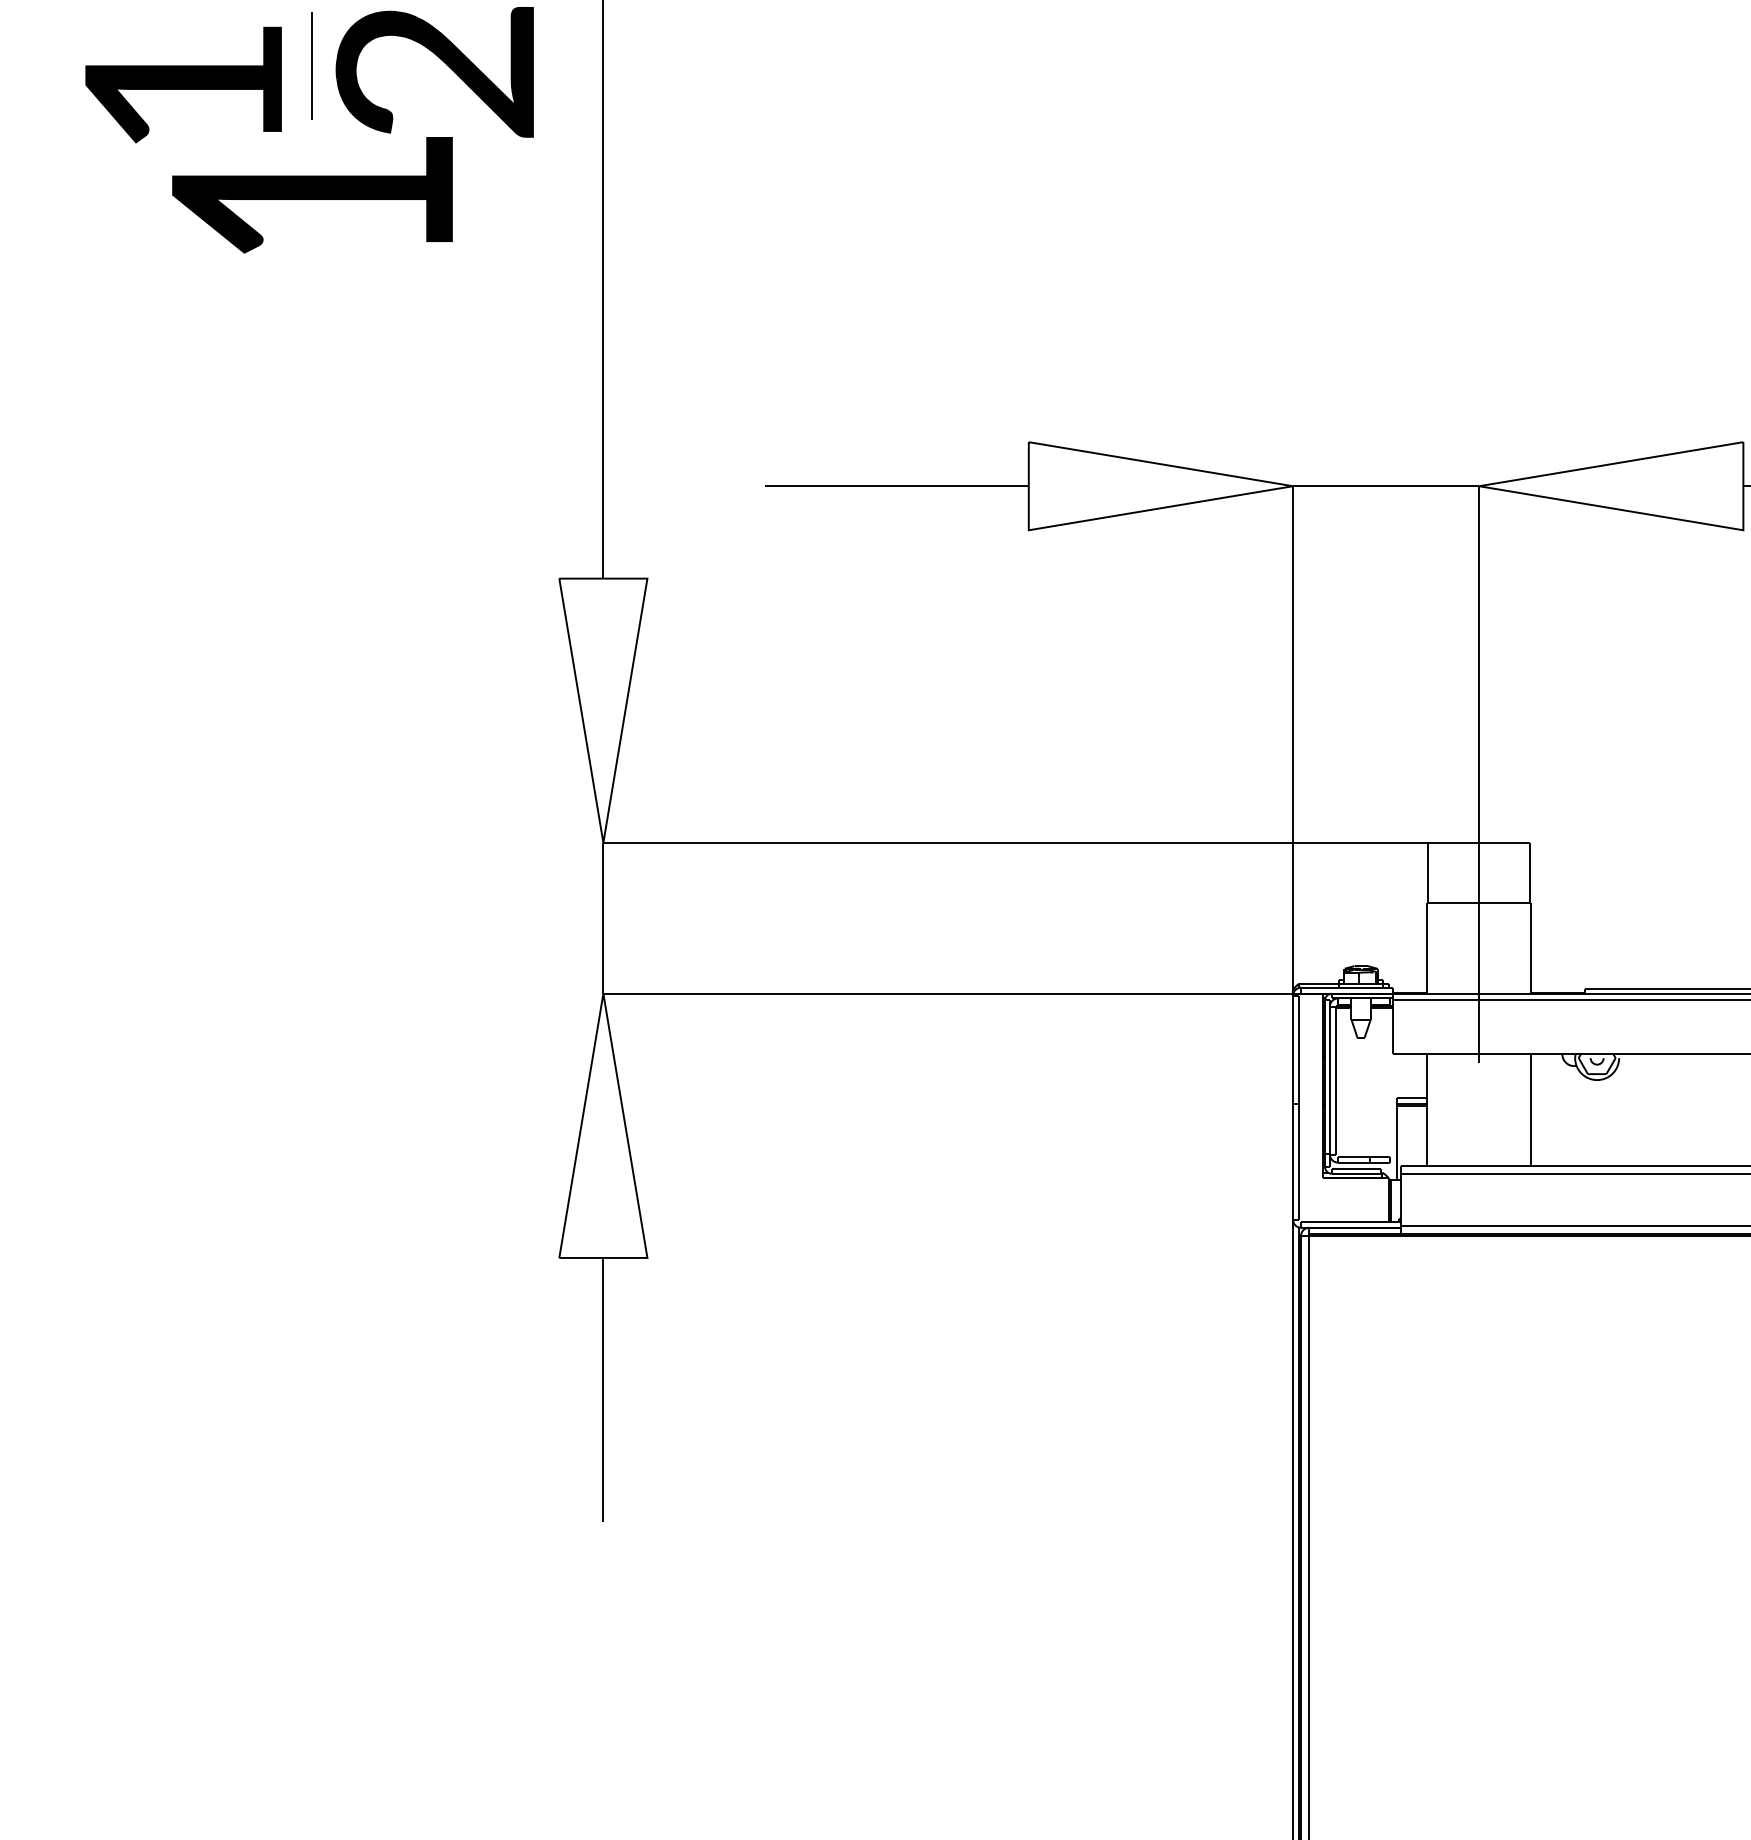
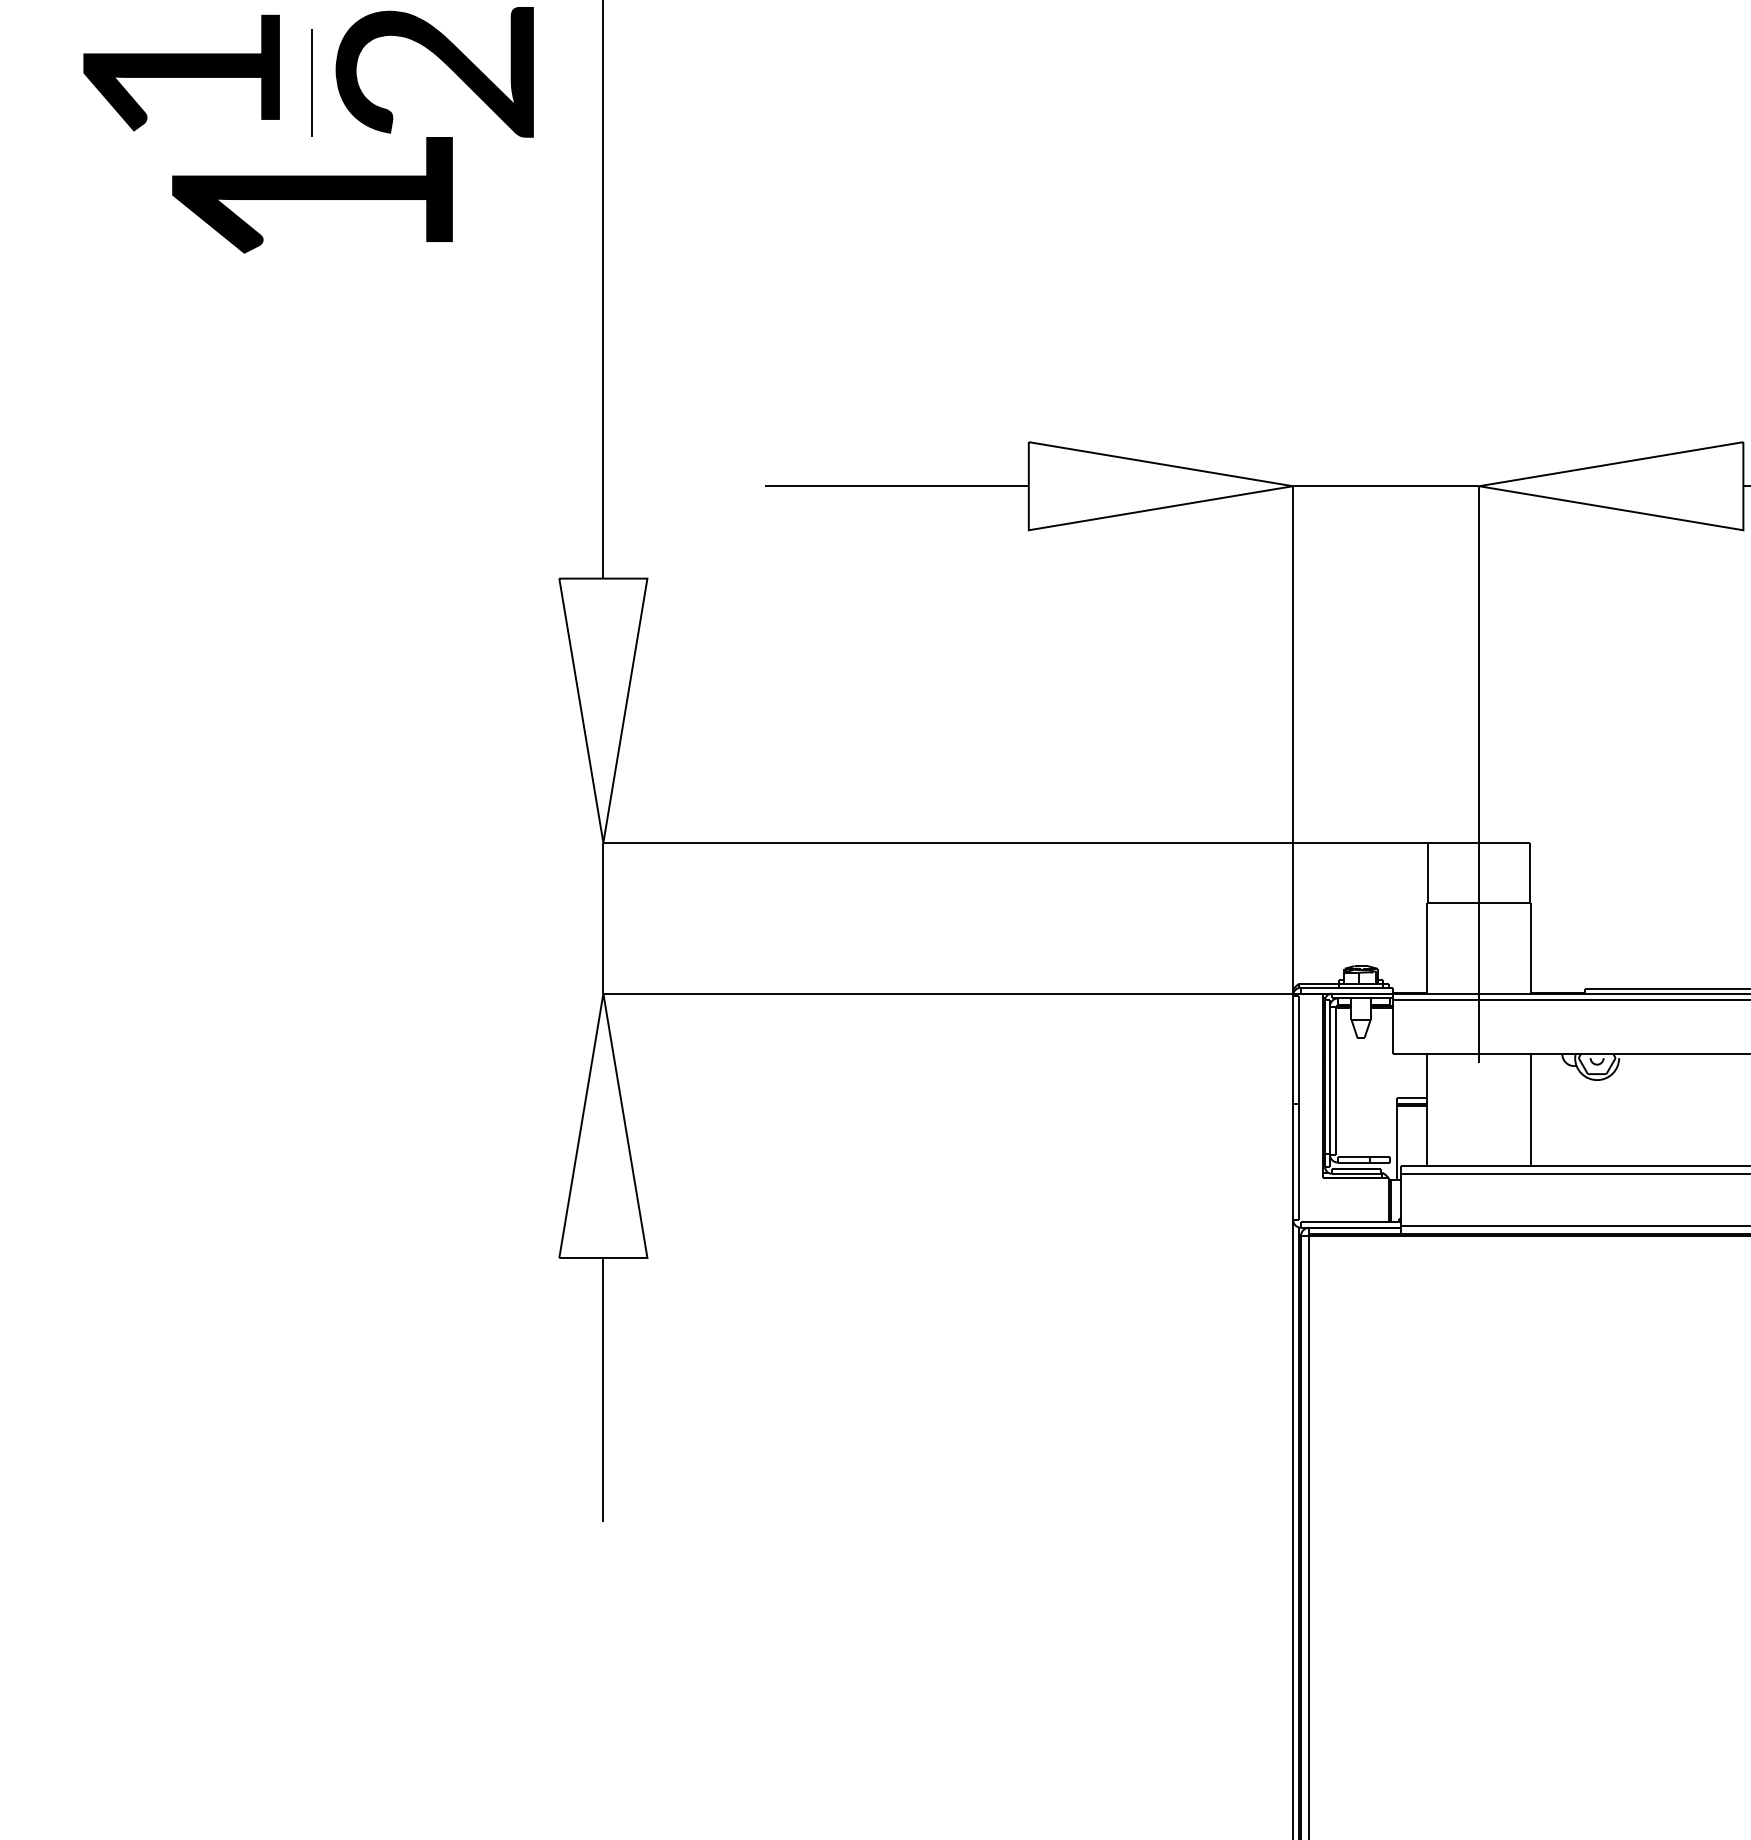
line position: (311, 65) -> (311, 82) (311, 82)
text position: (183, 84) -> (181, 72) (181, 72)
